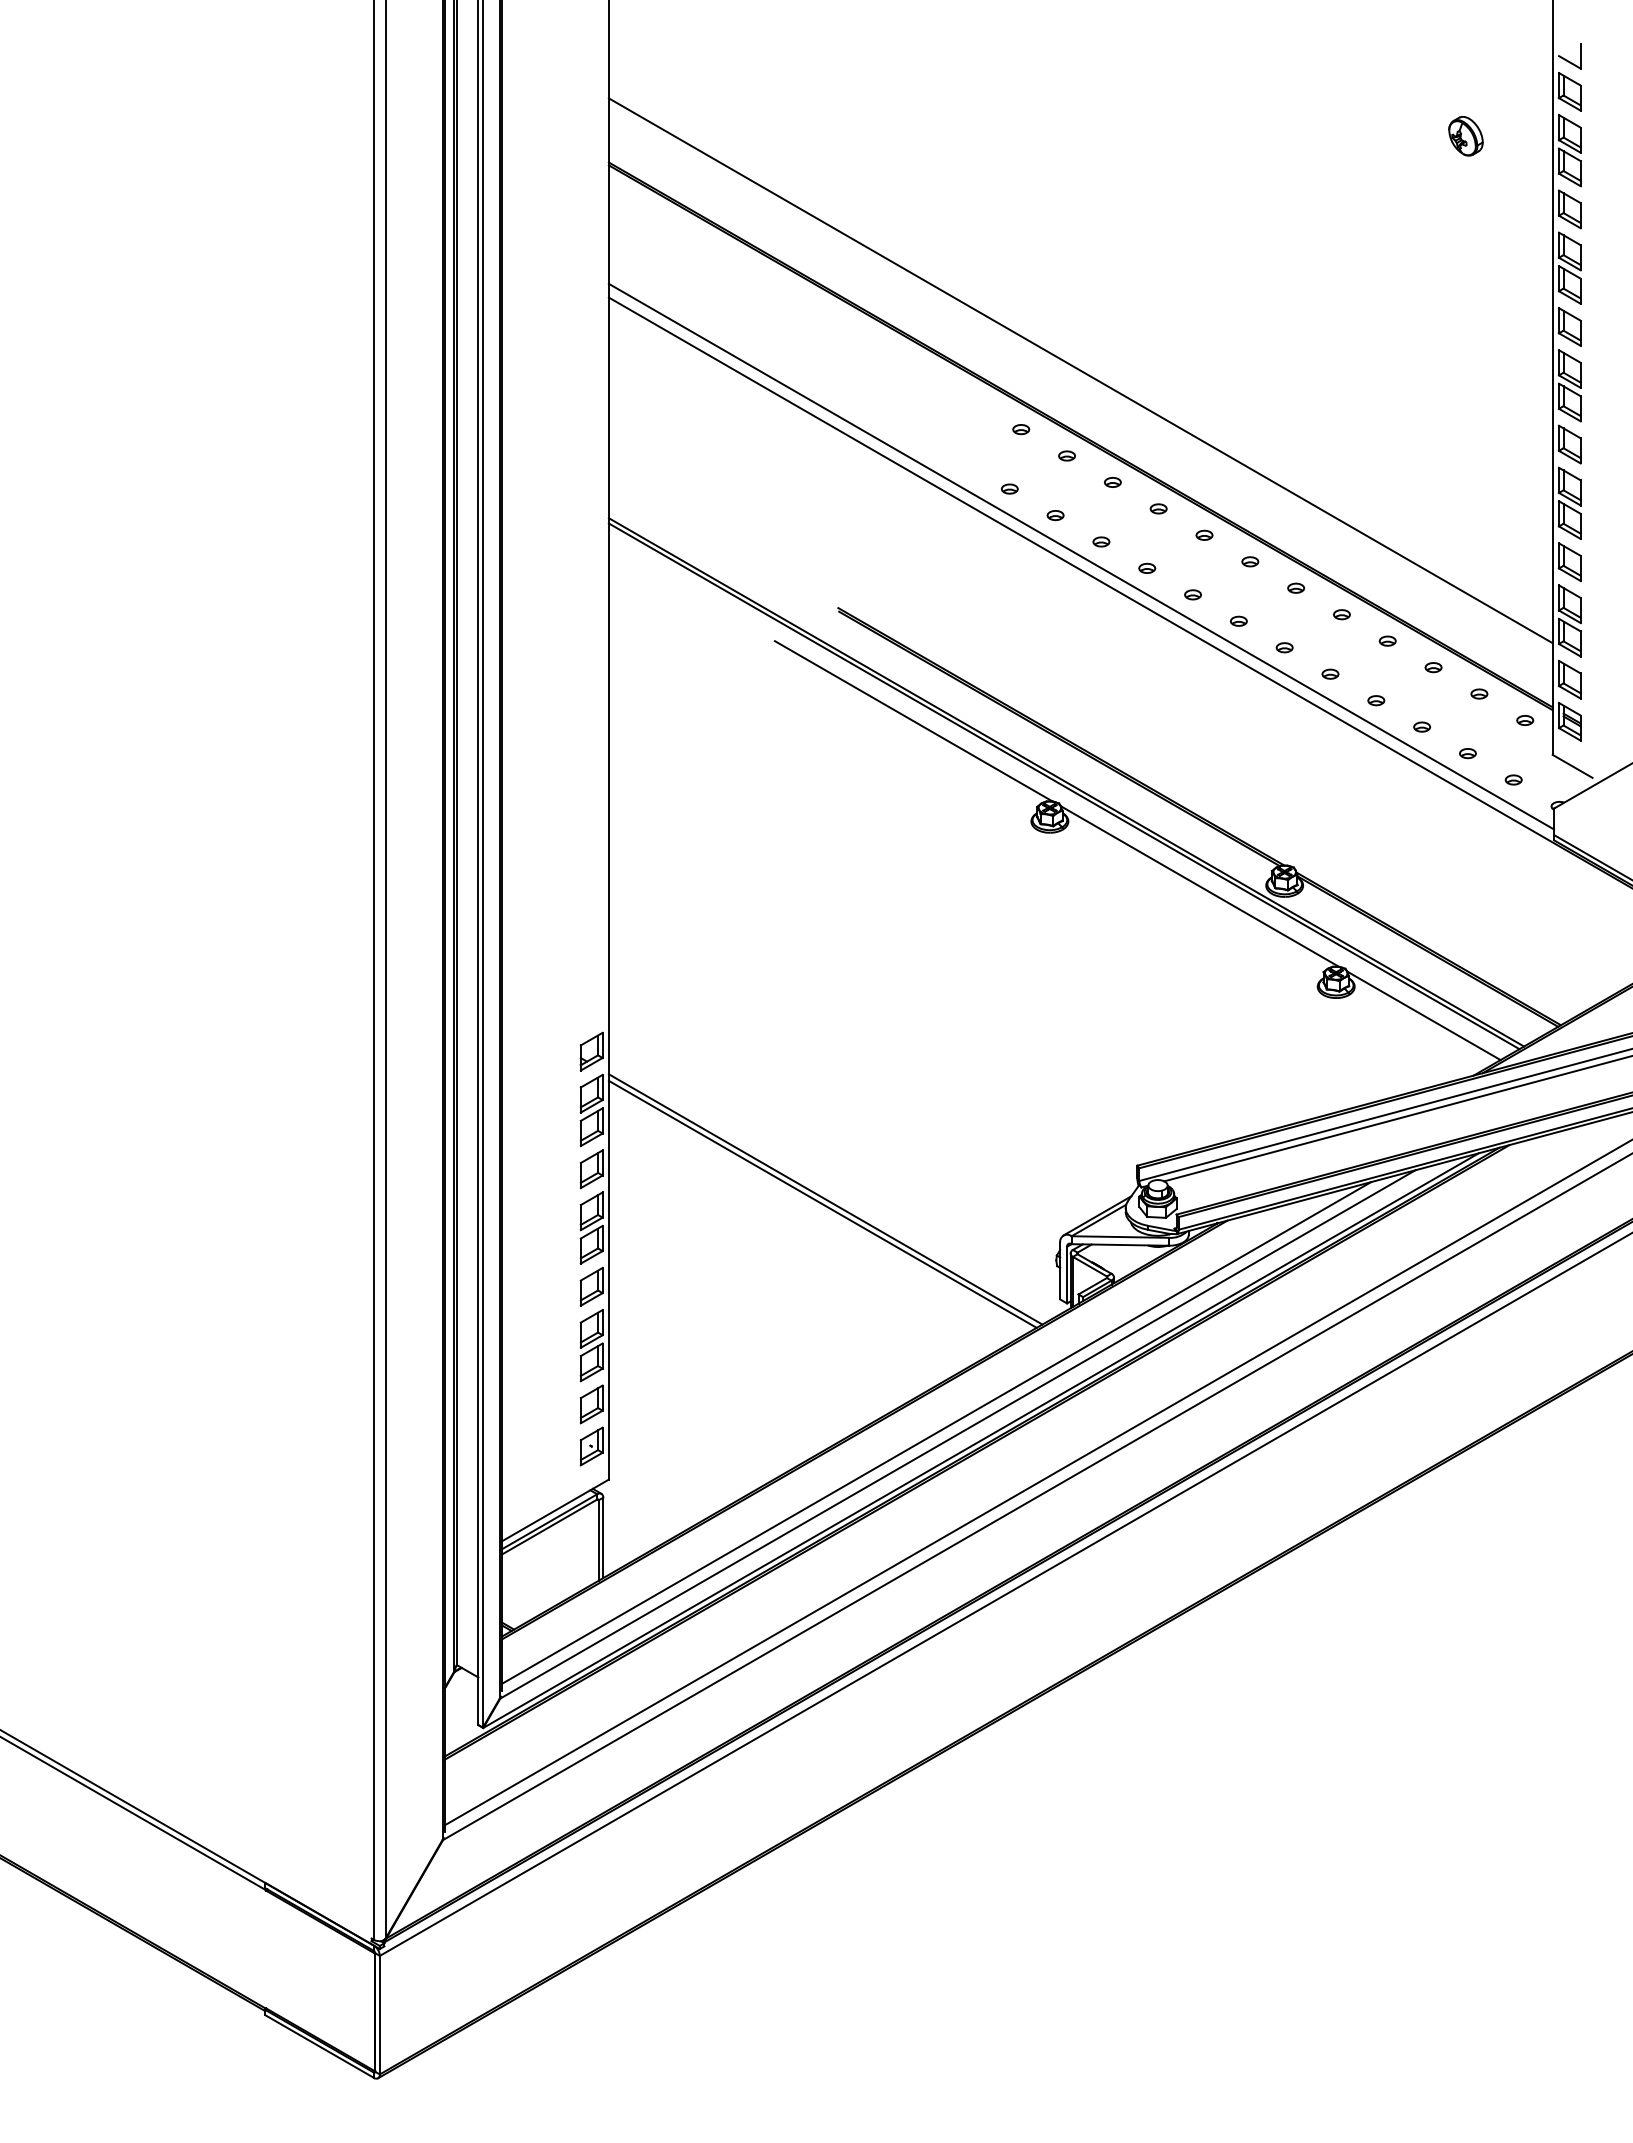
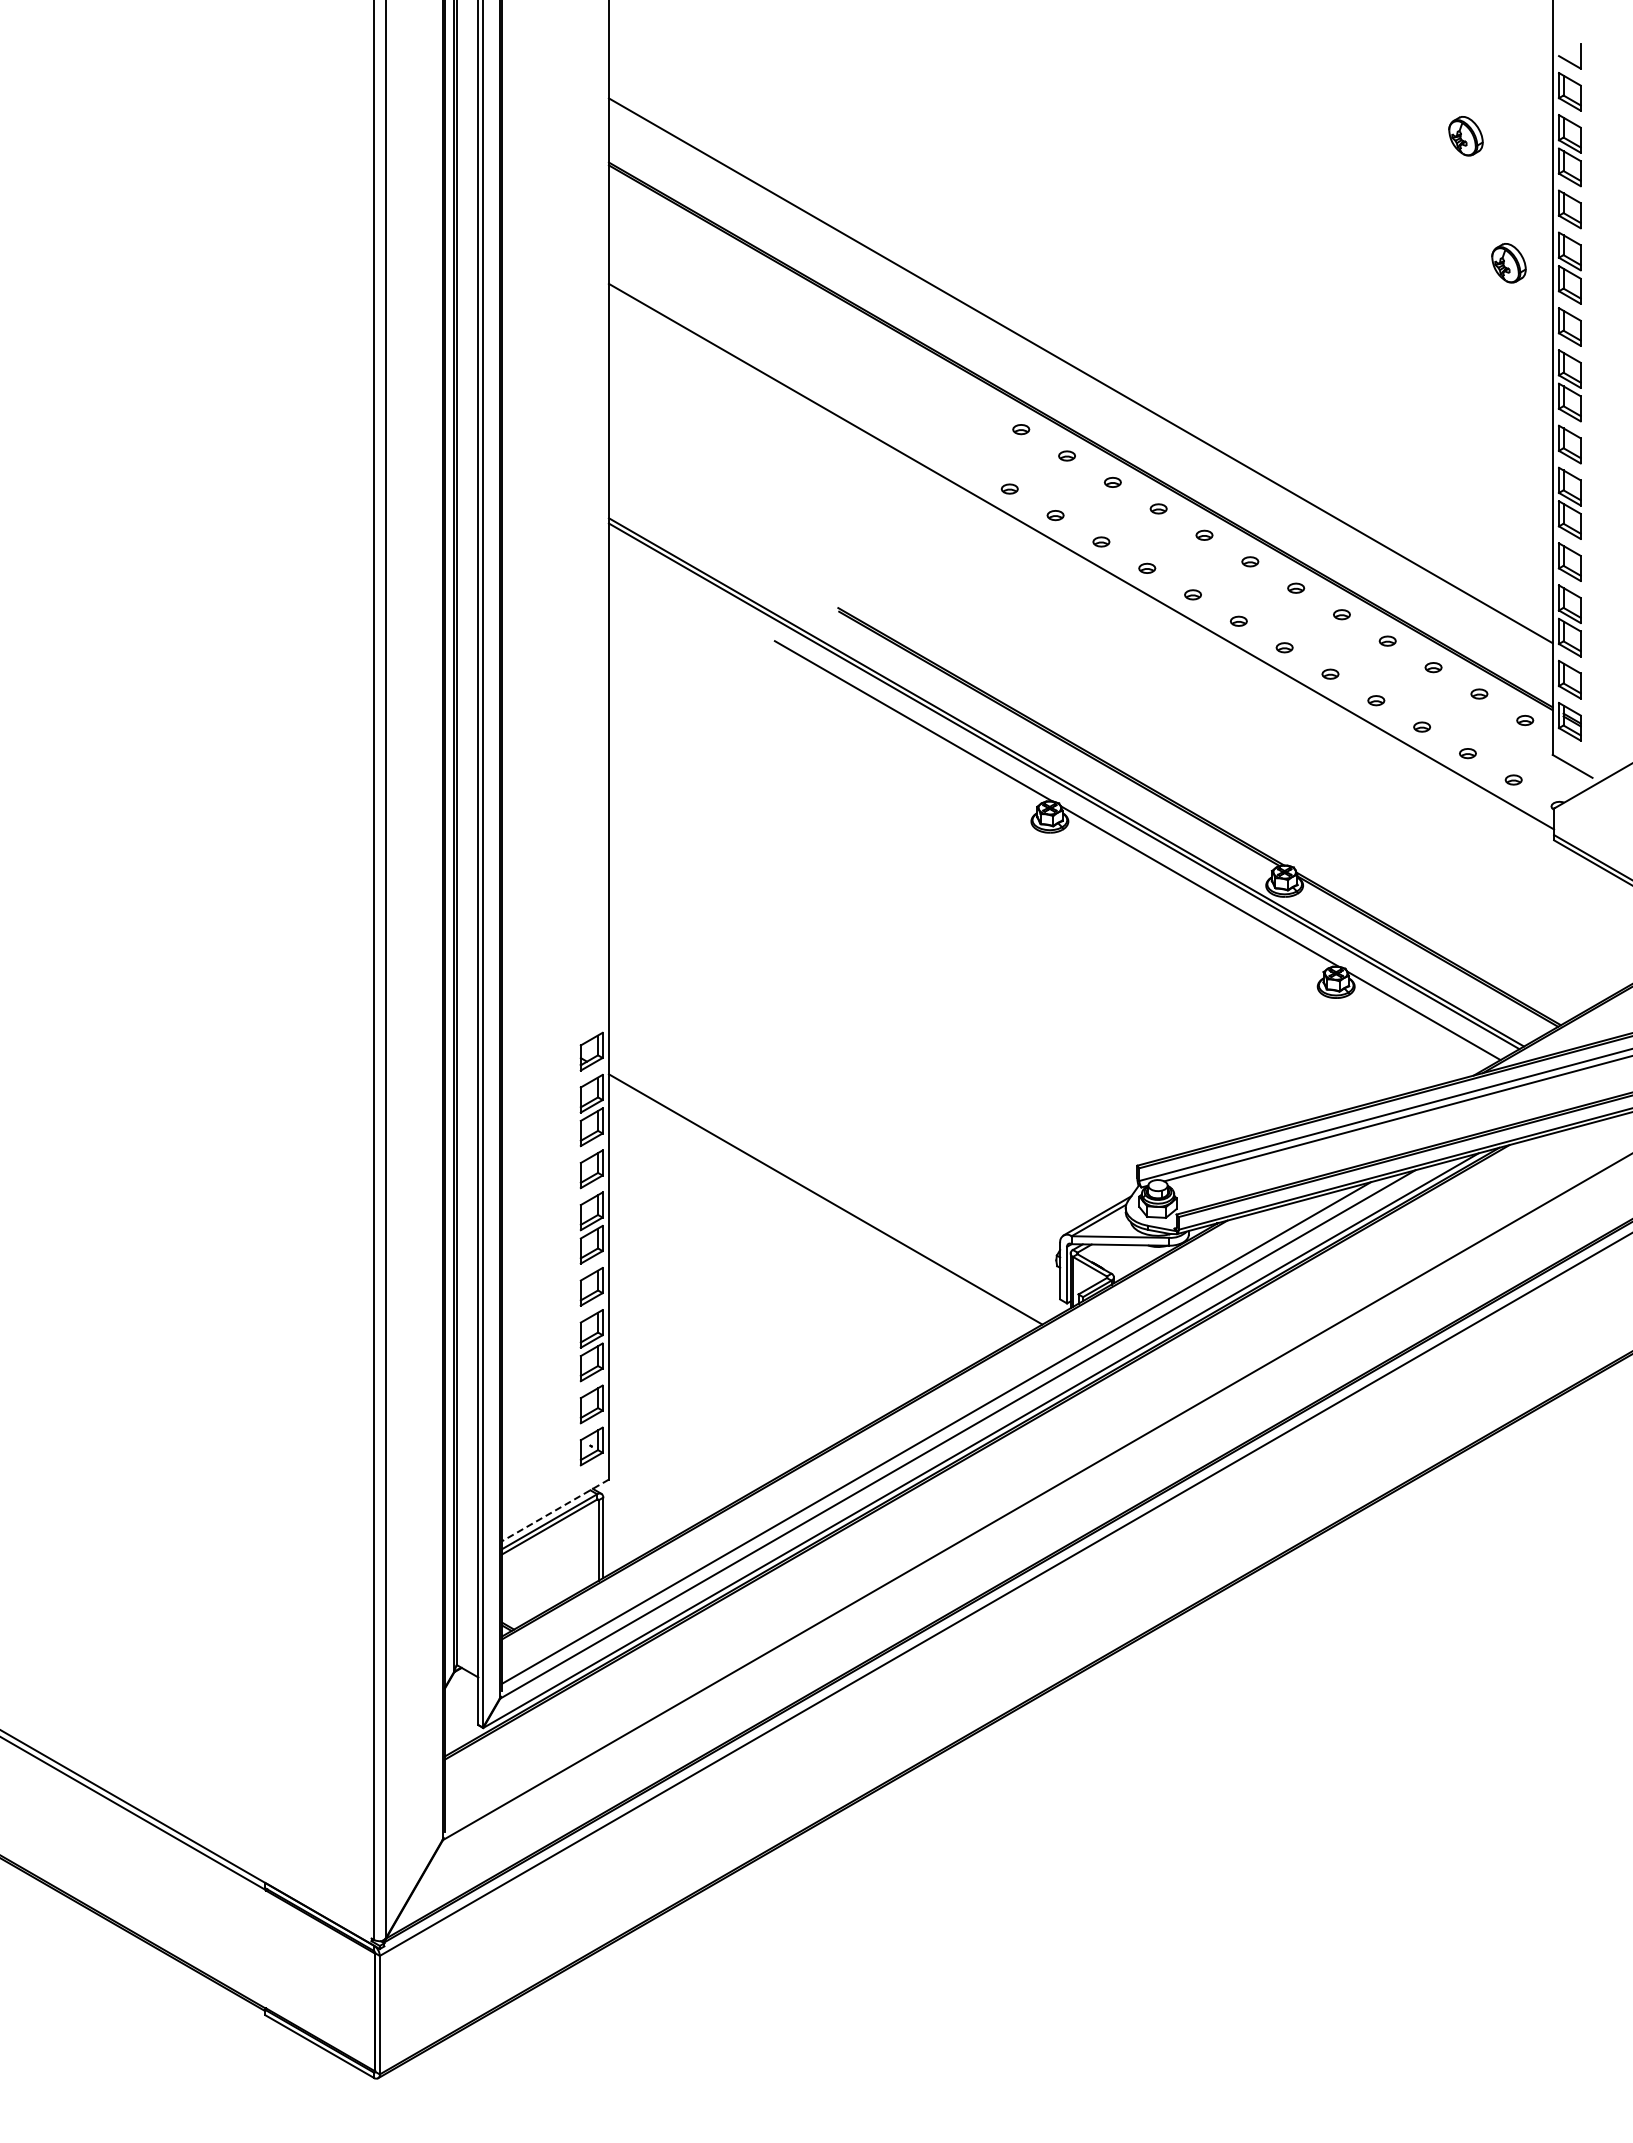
part: none -> present (1508, 263)
line: present -> none (1118, 592)
line: present -> none (822, 1203)
line: present -> none (1037, 1483)
line: solid -> dashed (555, 1510)
